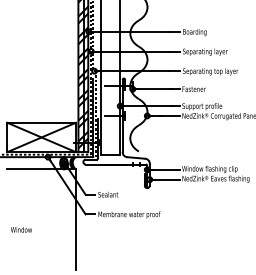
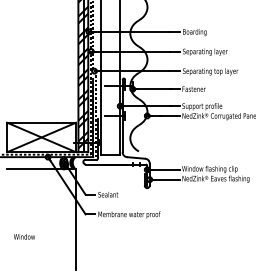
text position: (21, 229) -> (24, 236) (24, 236)
